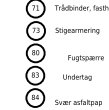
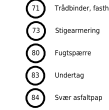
text position: (85, 58) -> (72, 53) (72, 53)
text position: (77, 77) -> (69, 75) (69, 75)
text position: (78, 102) -> (78, 97) (78, 97)
